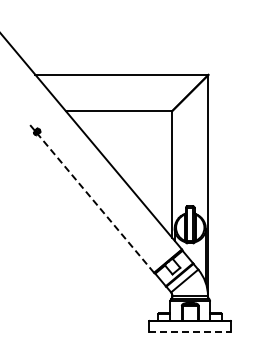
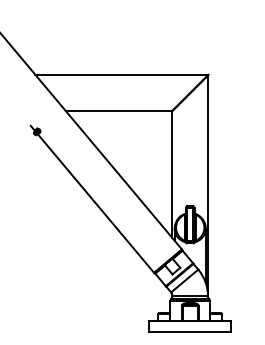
line: dashed -> solid (95, 203)
line: dashed -> solid (190, 331)
